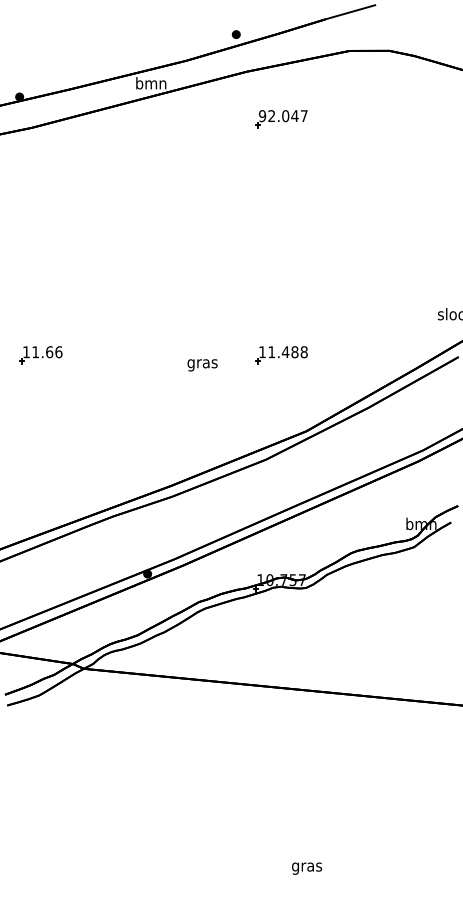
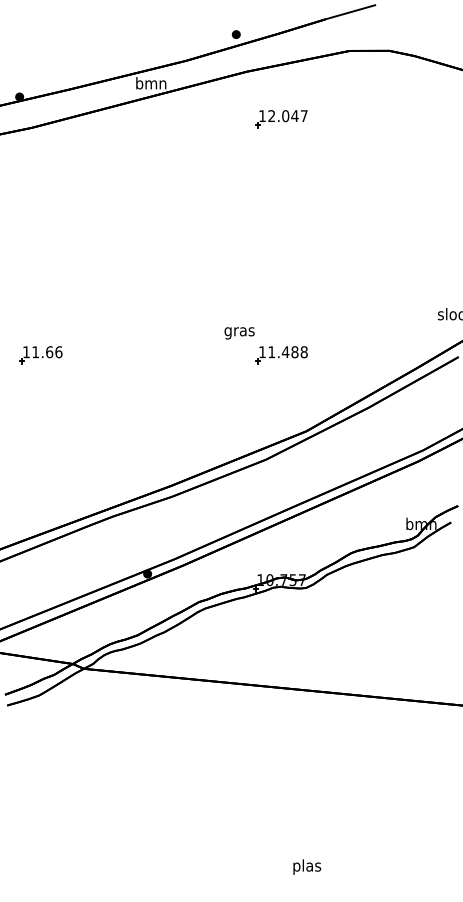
text: 92.047 -> 12.047 (262, 116)
text position: (202, 365) -> (239, 333) (239, 333)
text: gras -> plas (307, 866)
